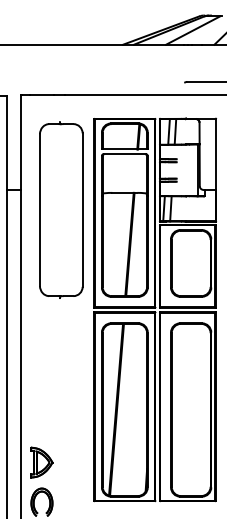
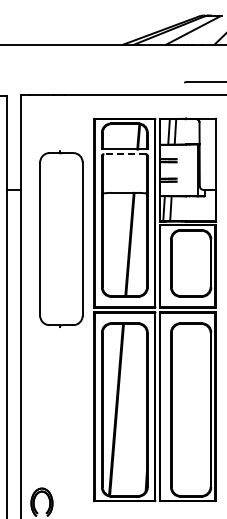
line: solid -> dashed (124, 154)
part position: (61, 209) -> (61, 238) (61, 238)
part: present -> none (41, 462)
